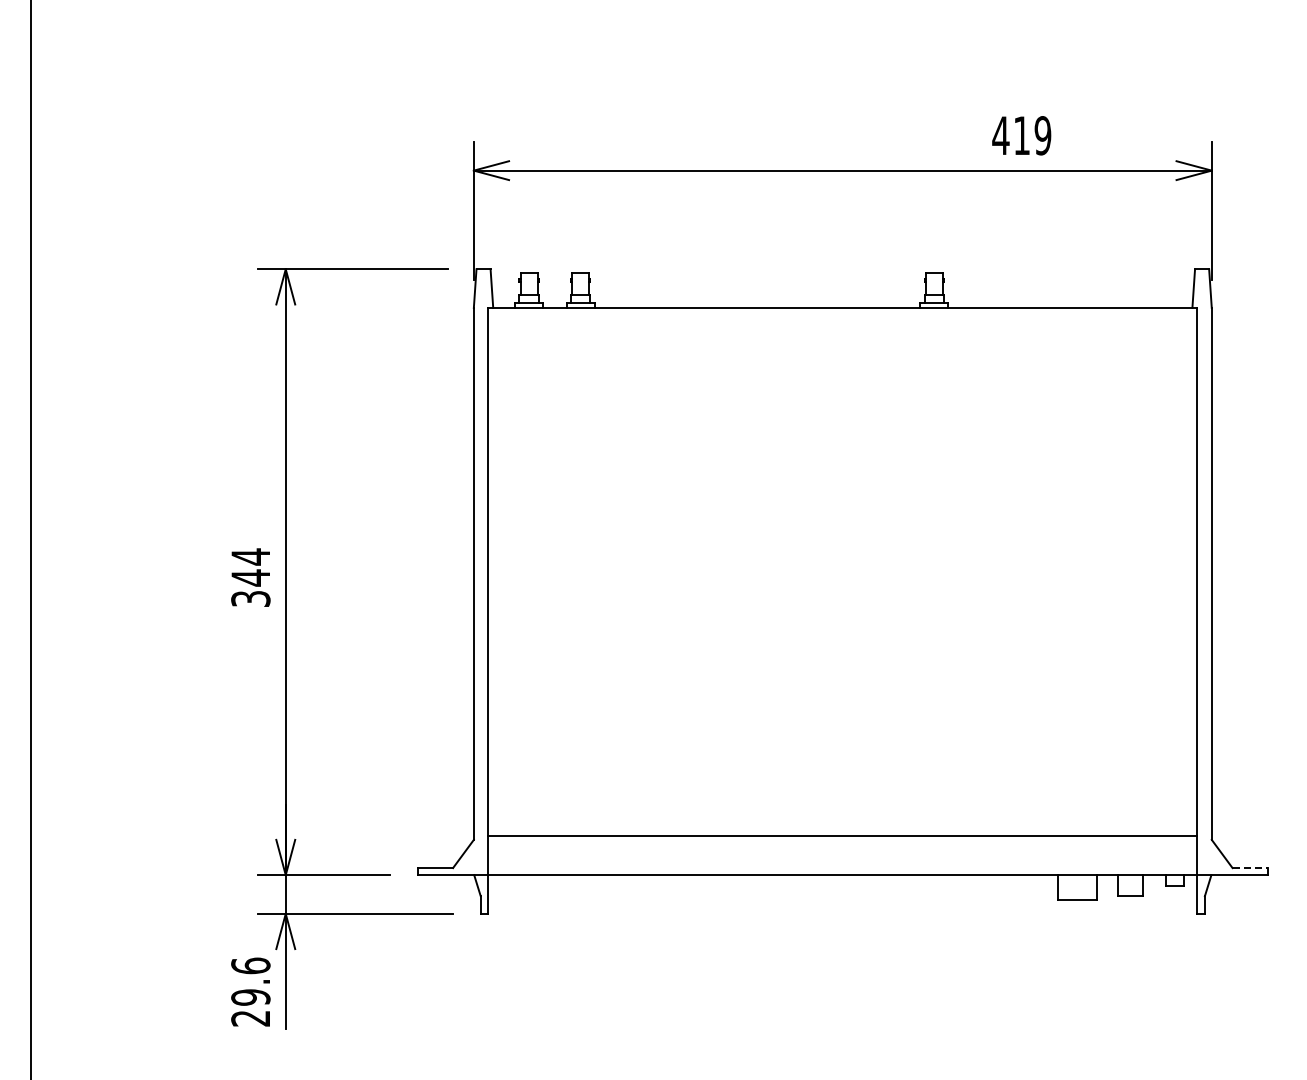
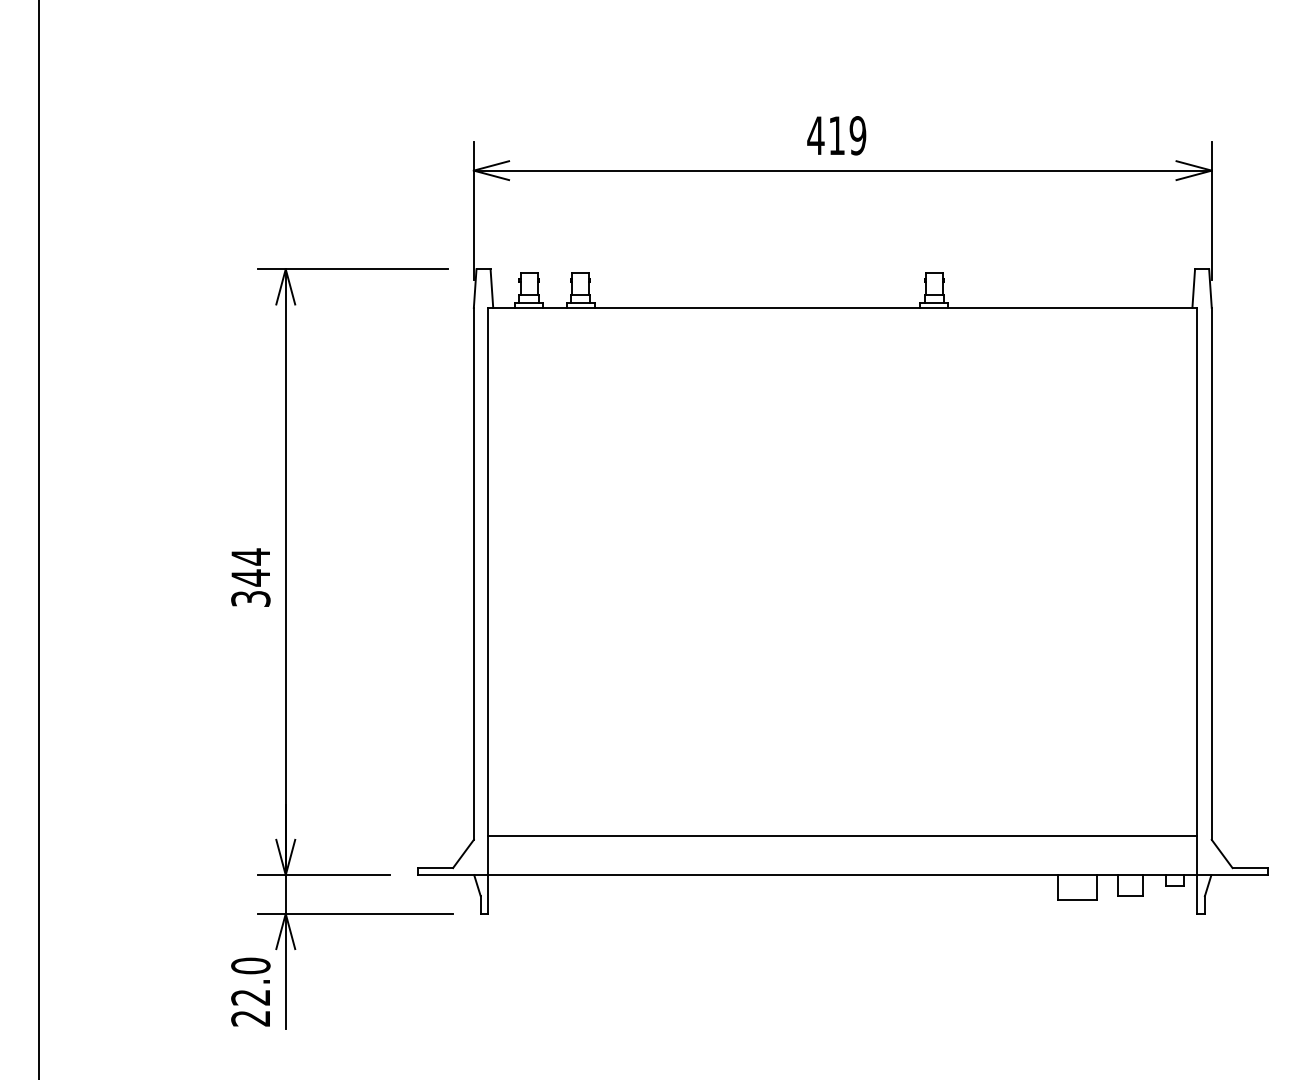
text position: (1021, 135) -> (836, 135) (836, 135)
line position: (31, 539) -> (39, 539) (39, 539)
line: dashed -> solid (1250, 868)
text: 29.6 -> 22.0 (250, 981)
